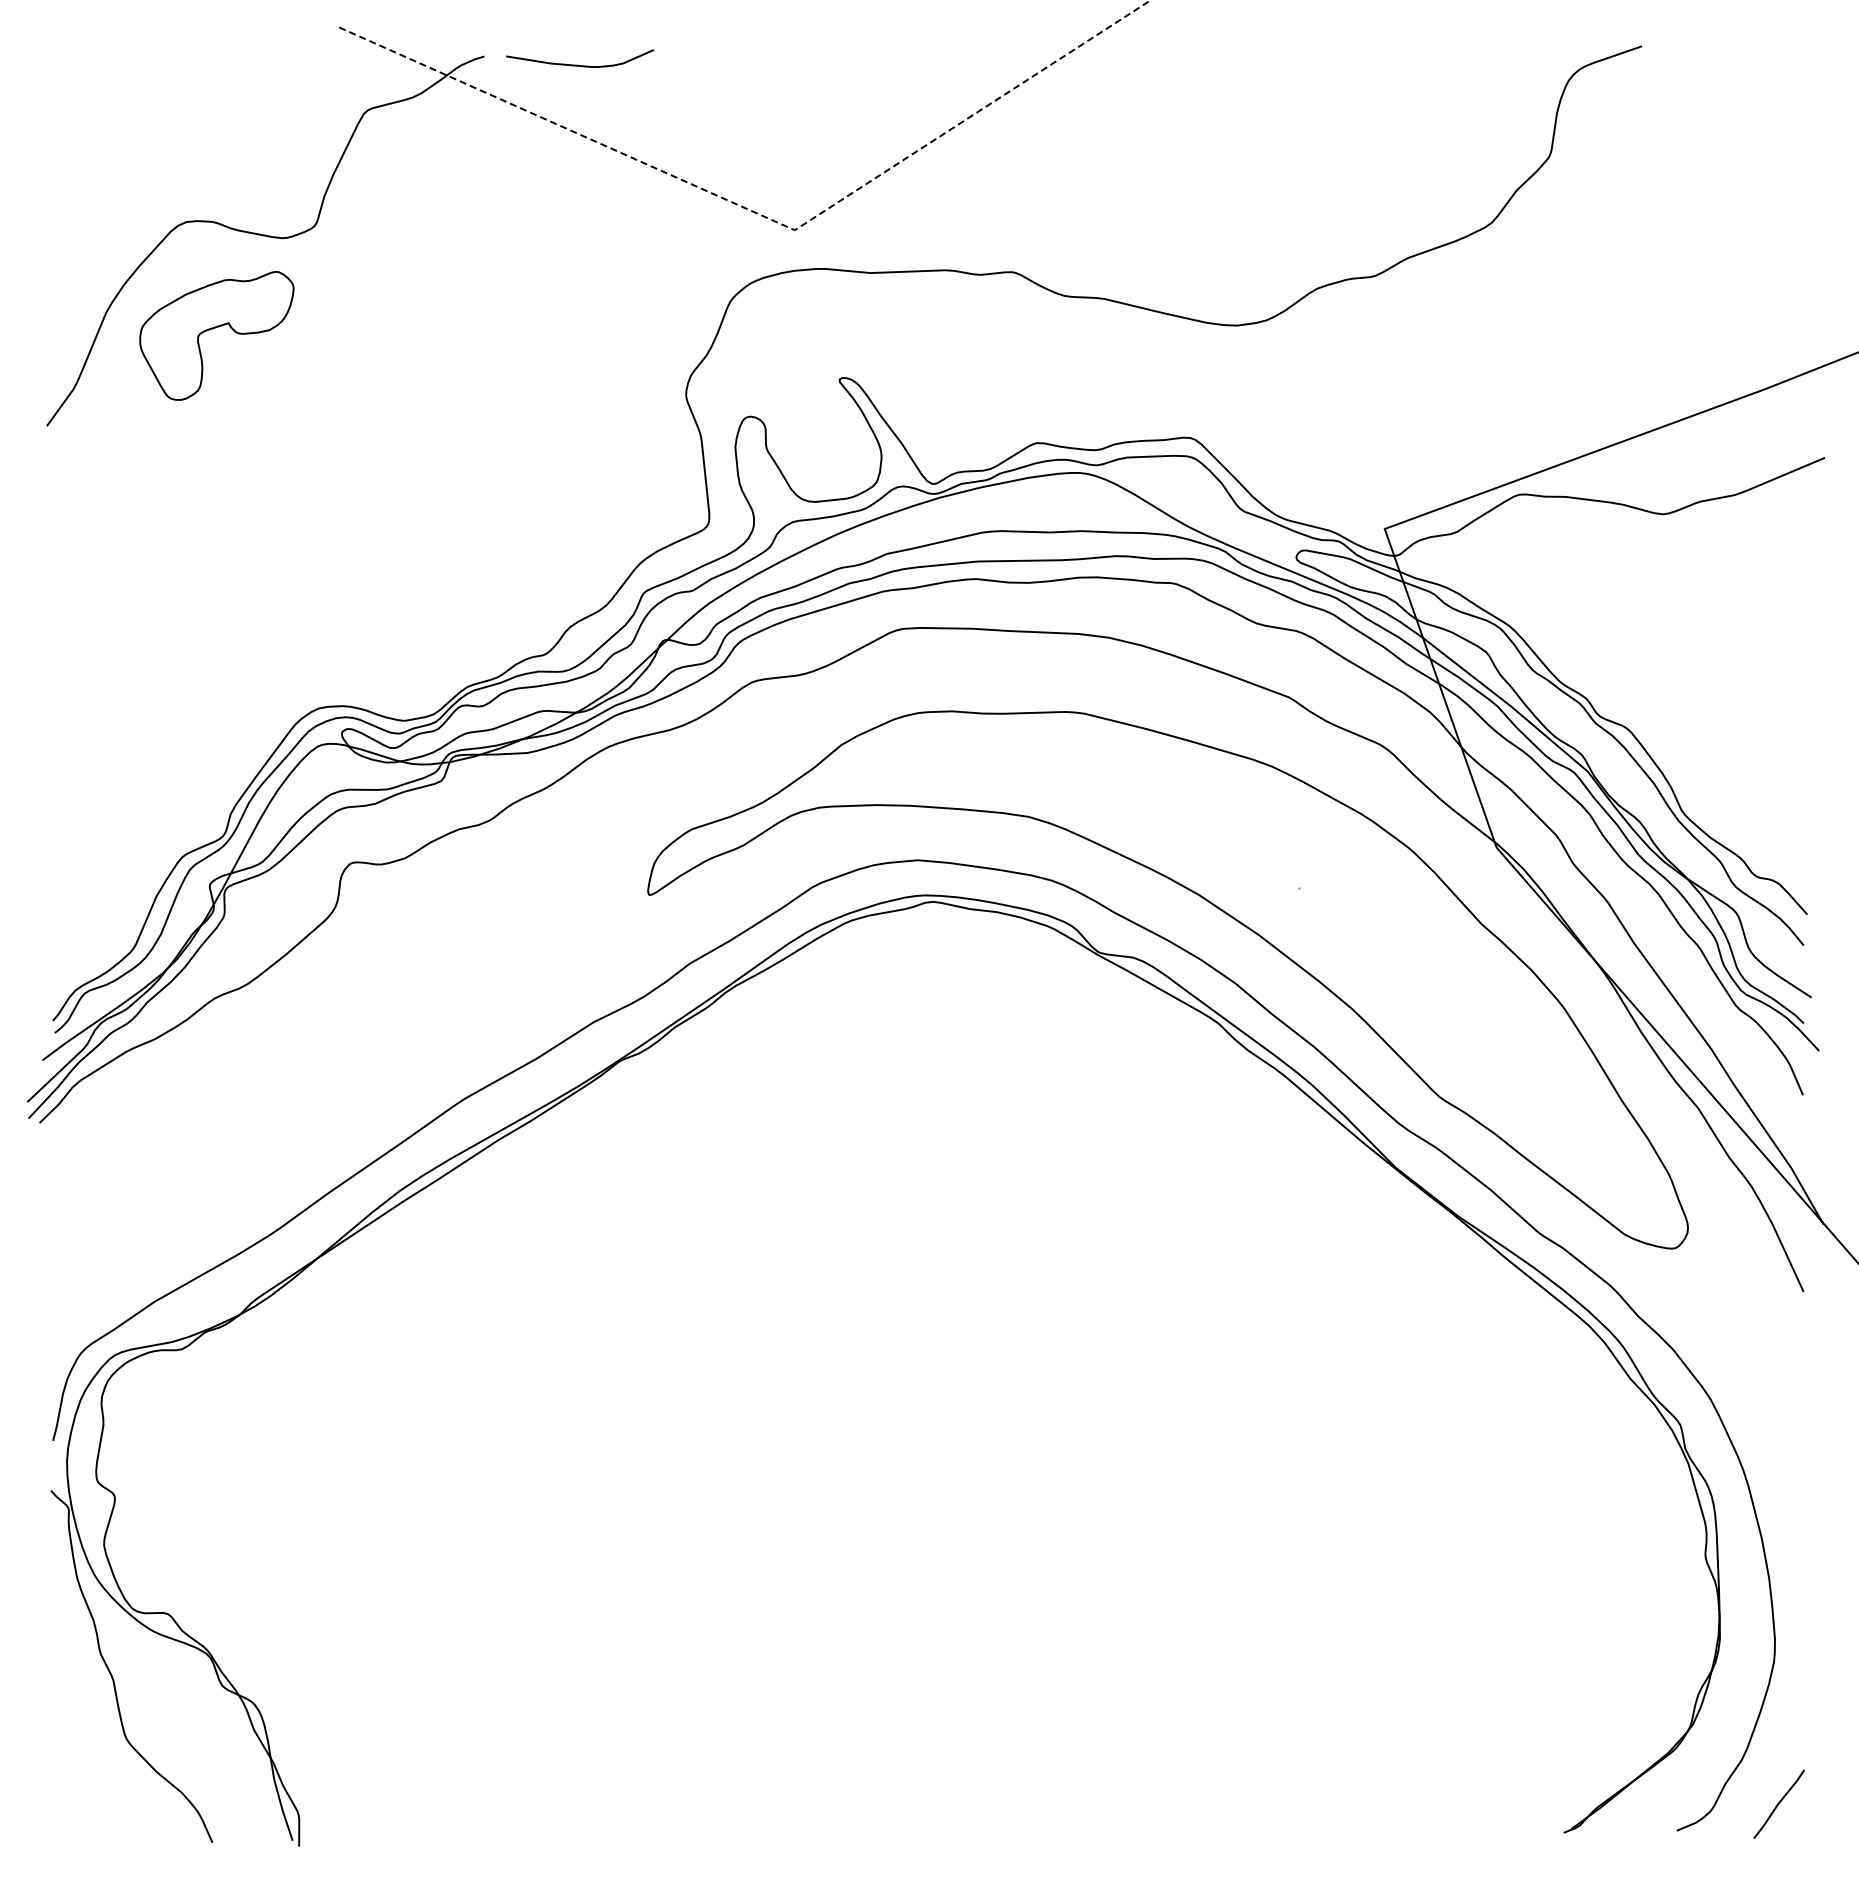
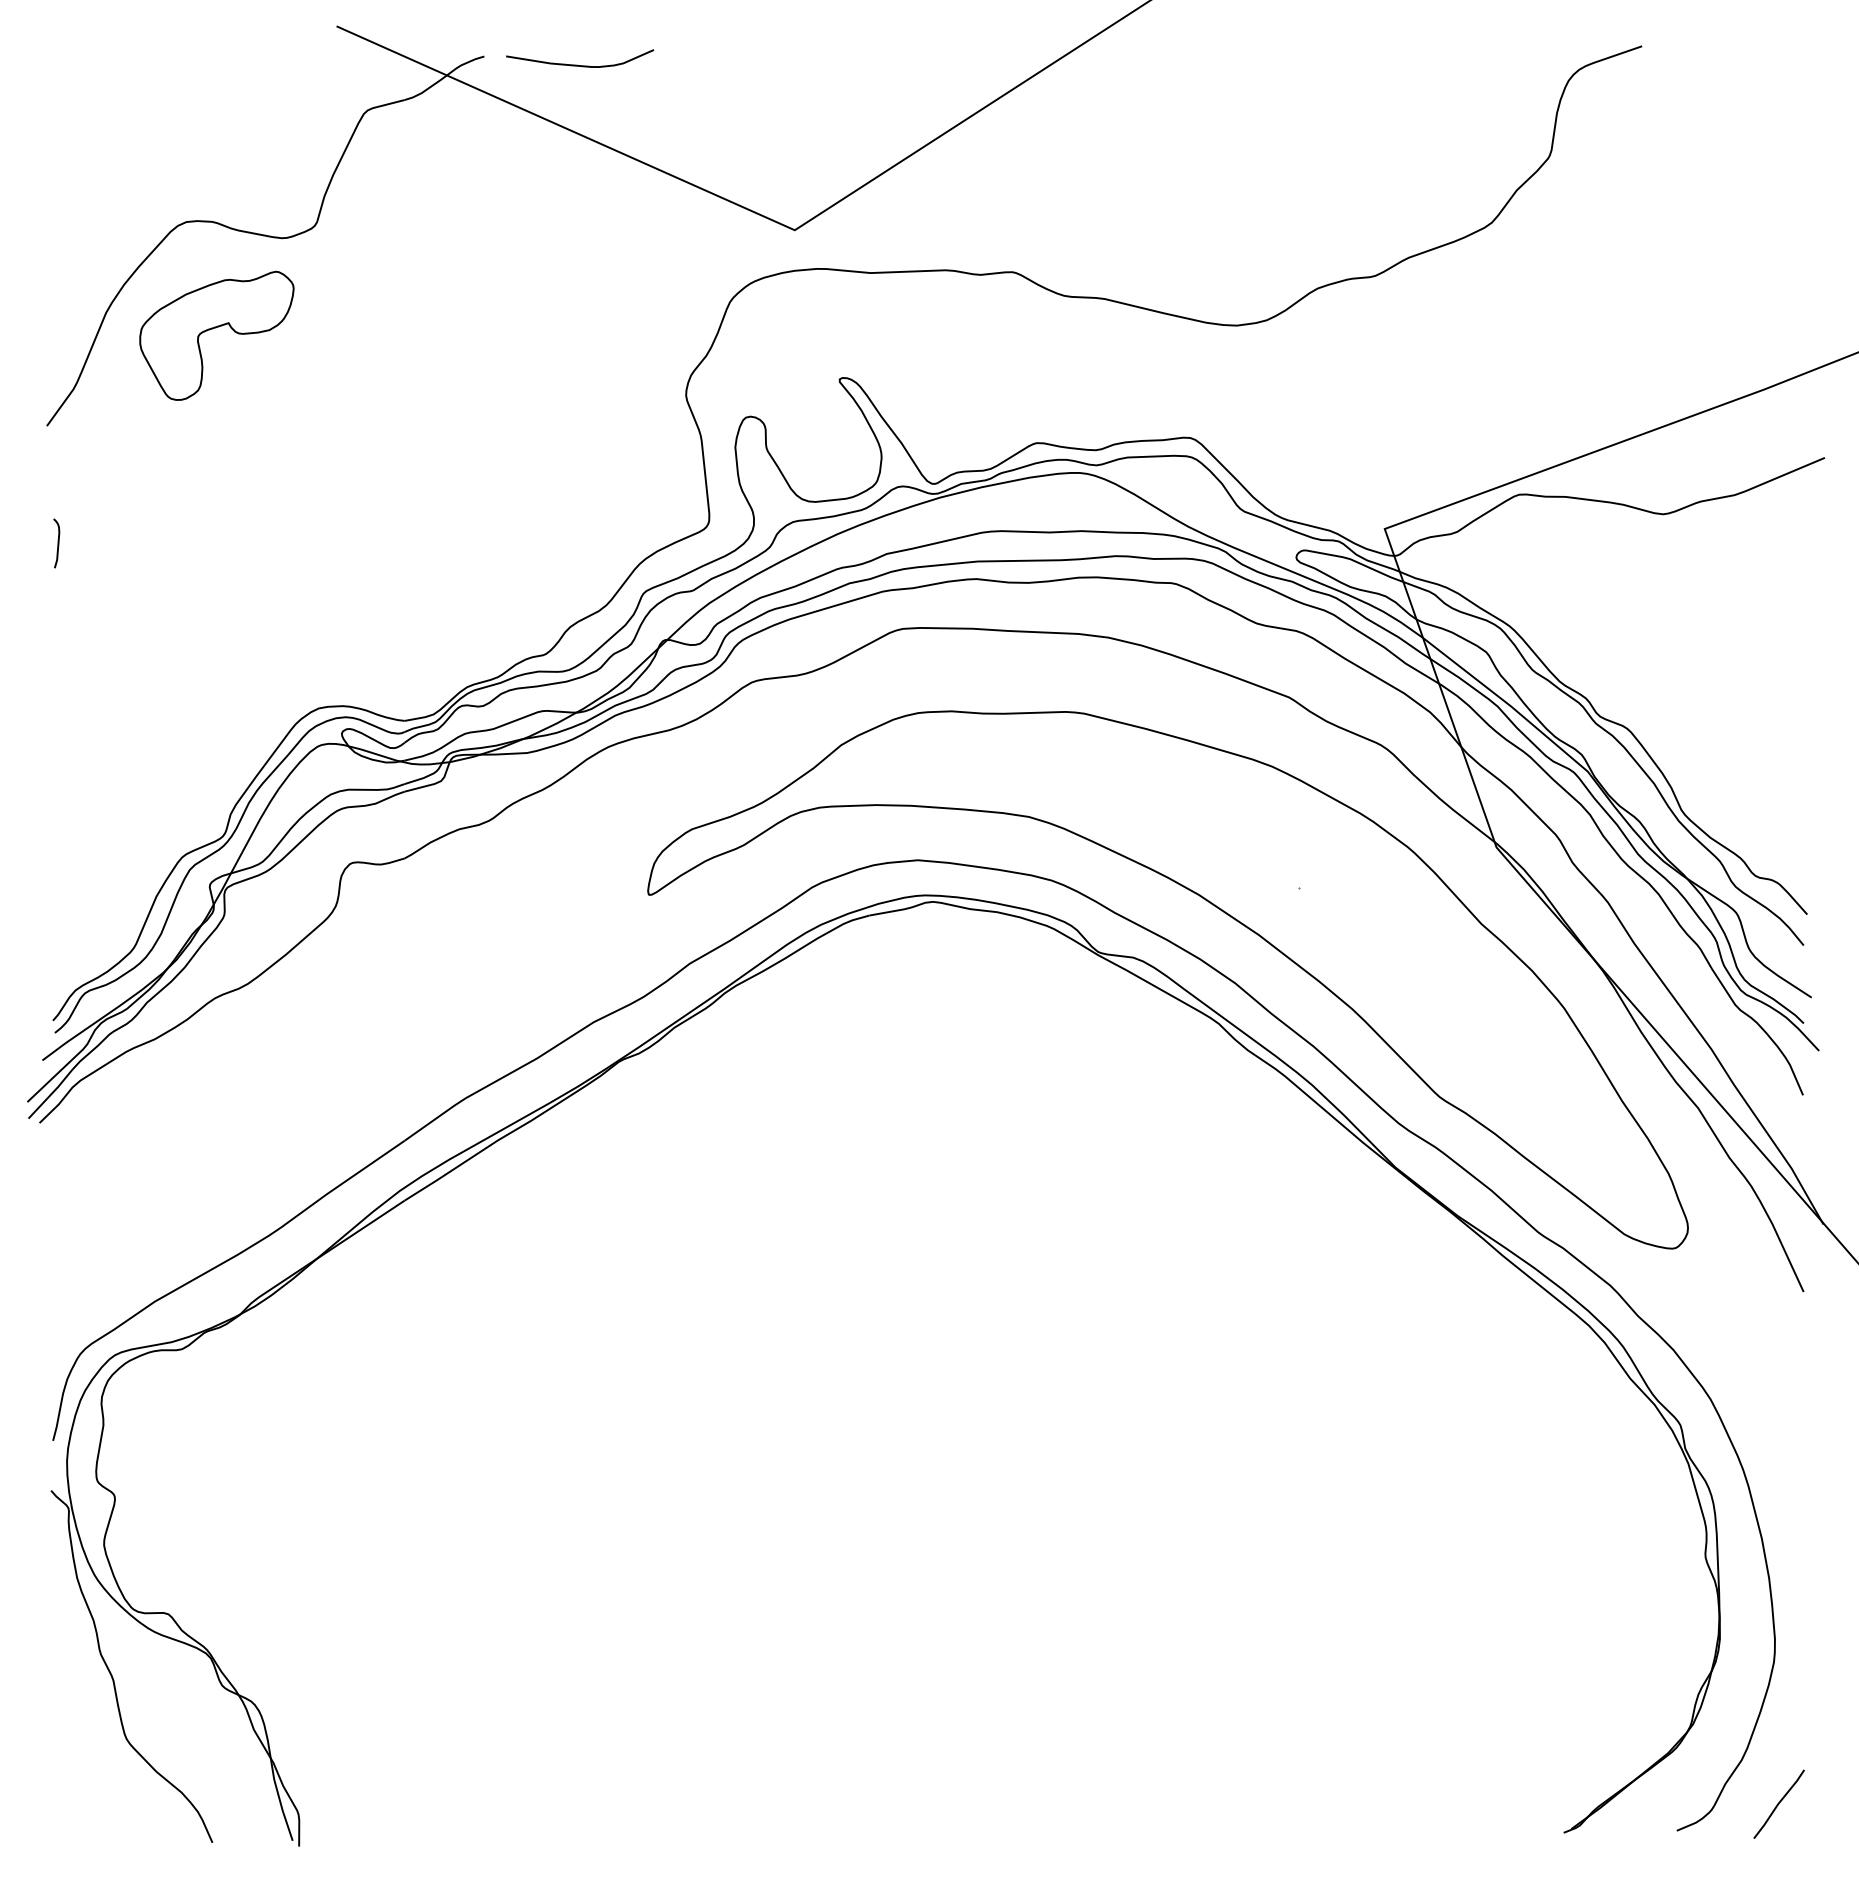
line: dashed -> solid (759, 214)
curve: none -> present (57, 543)
